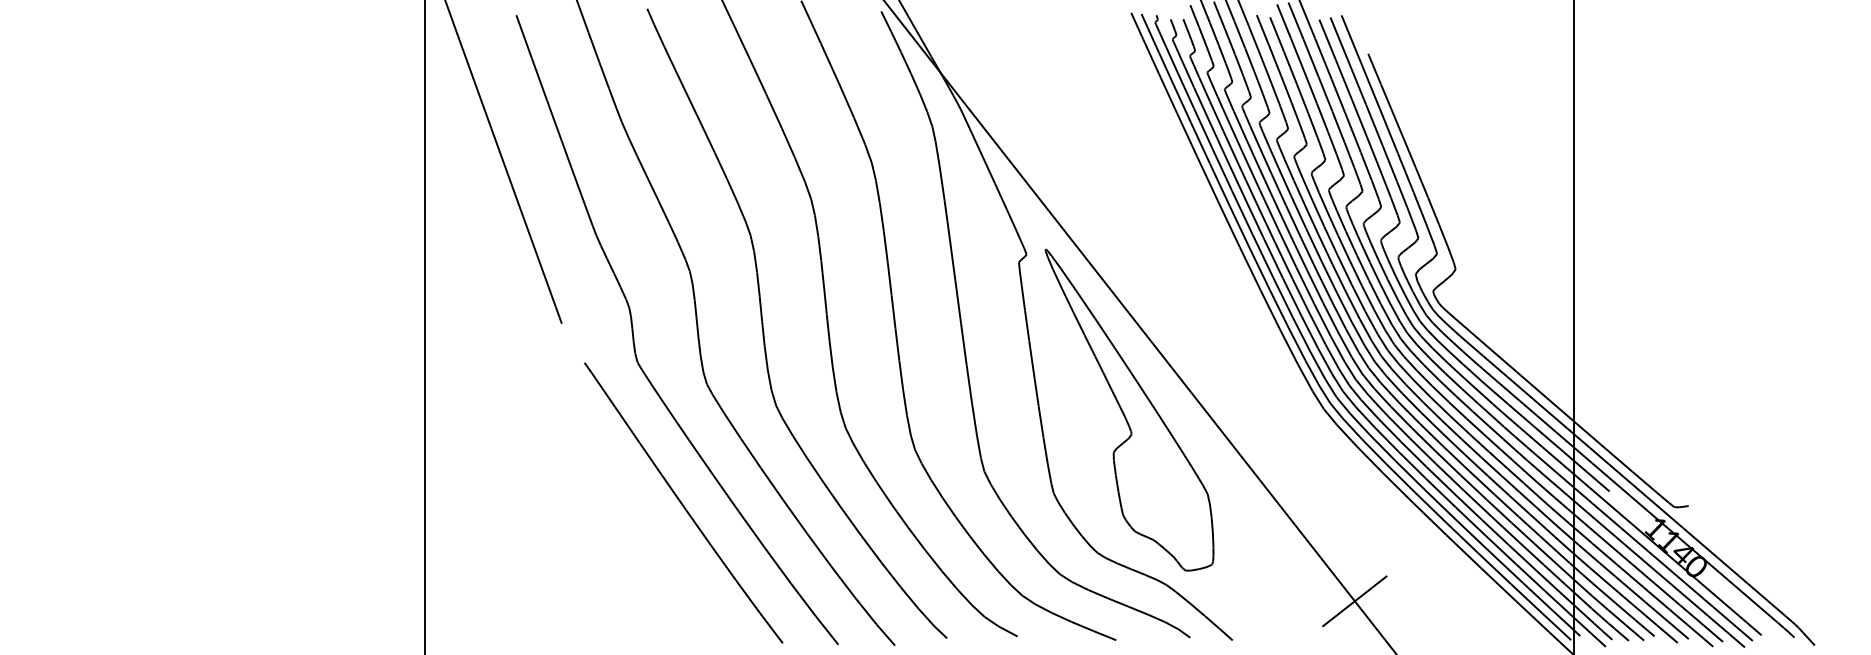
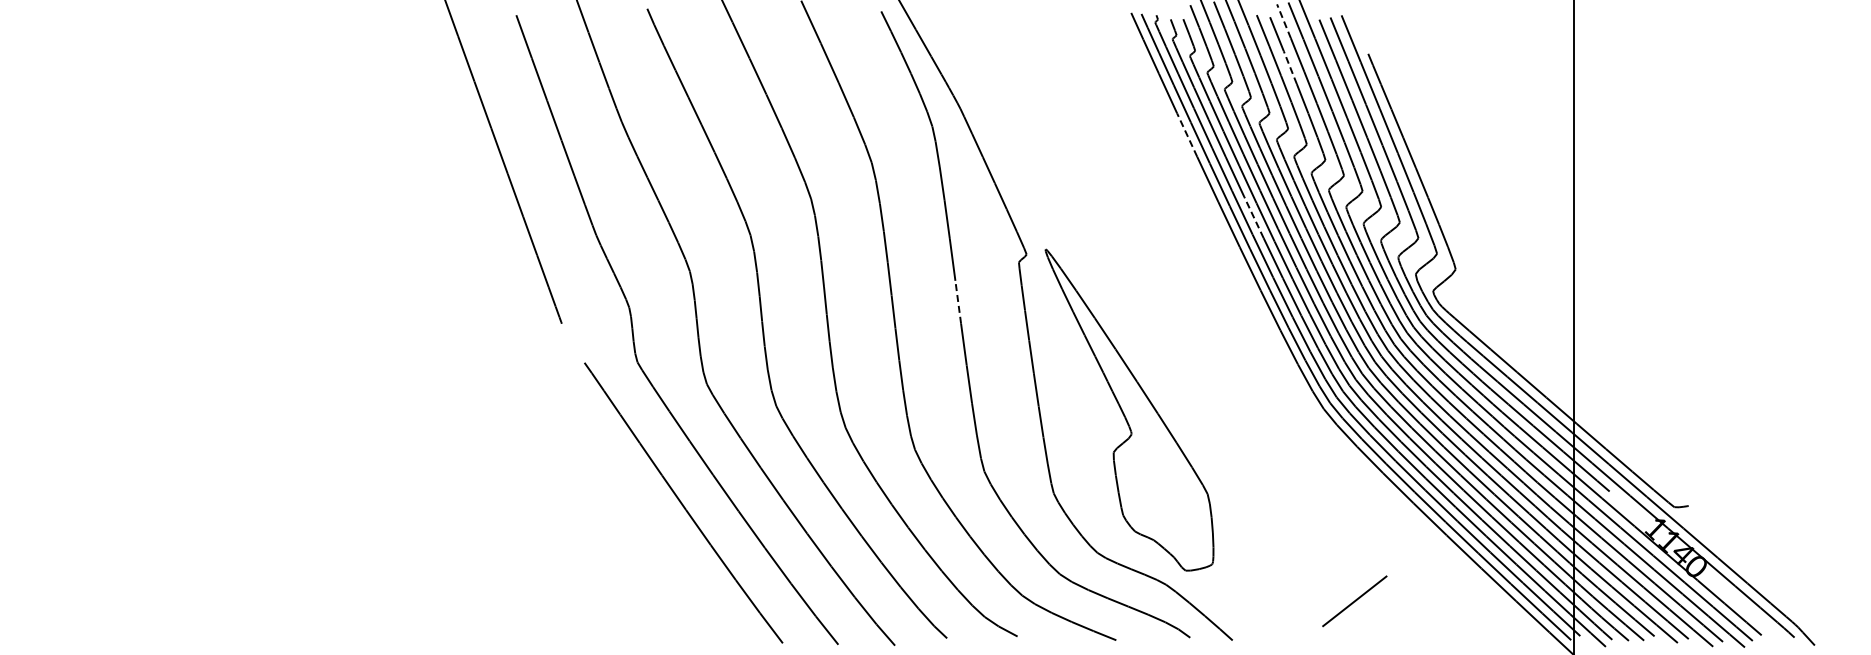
line: solid -> dashed (1283, 20)
line: solid -> dashed (1290, 67)
line: solid -> dashed (1187, 135)
line: solid -> dashed (1254, 217)
line: solid -> dashed (958, 302)
line: present -> none (424, 326)
line: present -> none (1139, 326)
